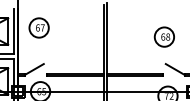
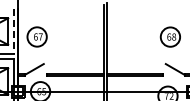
part position: (38, 27) -> (36, 36) (36, 36)
line: solid -> dashed (13, 32)
part position: (163, 36) -> (169, 36) (169, 36)
